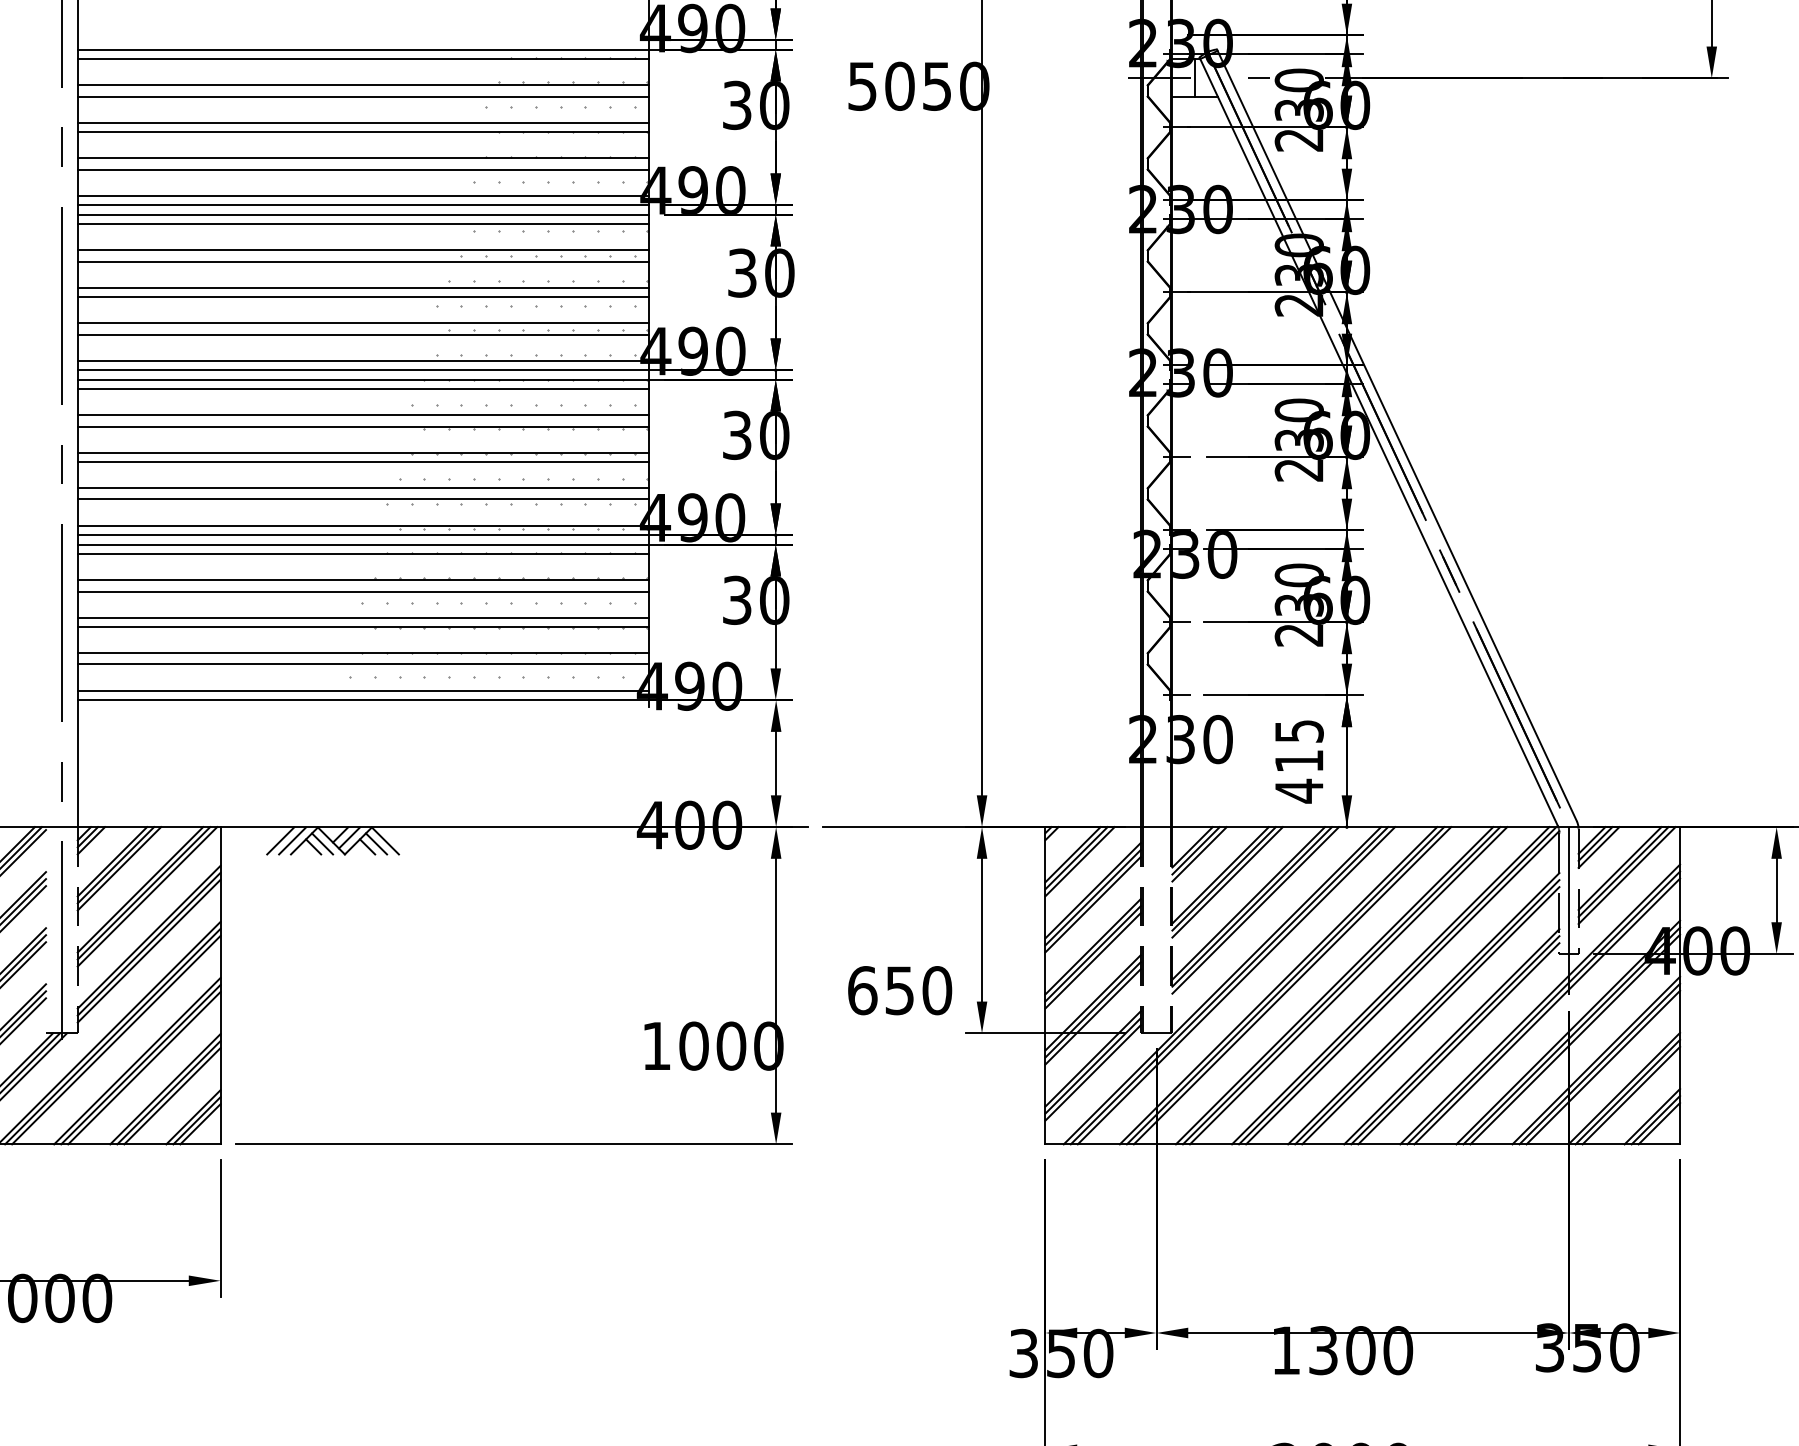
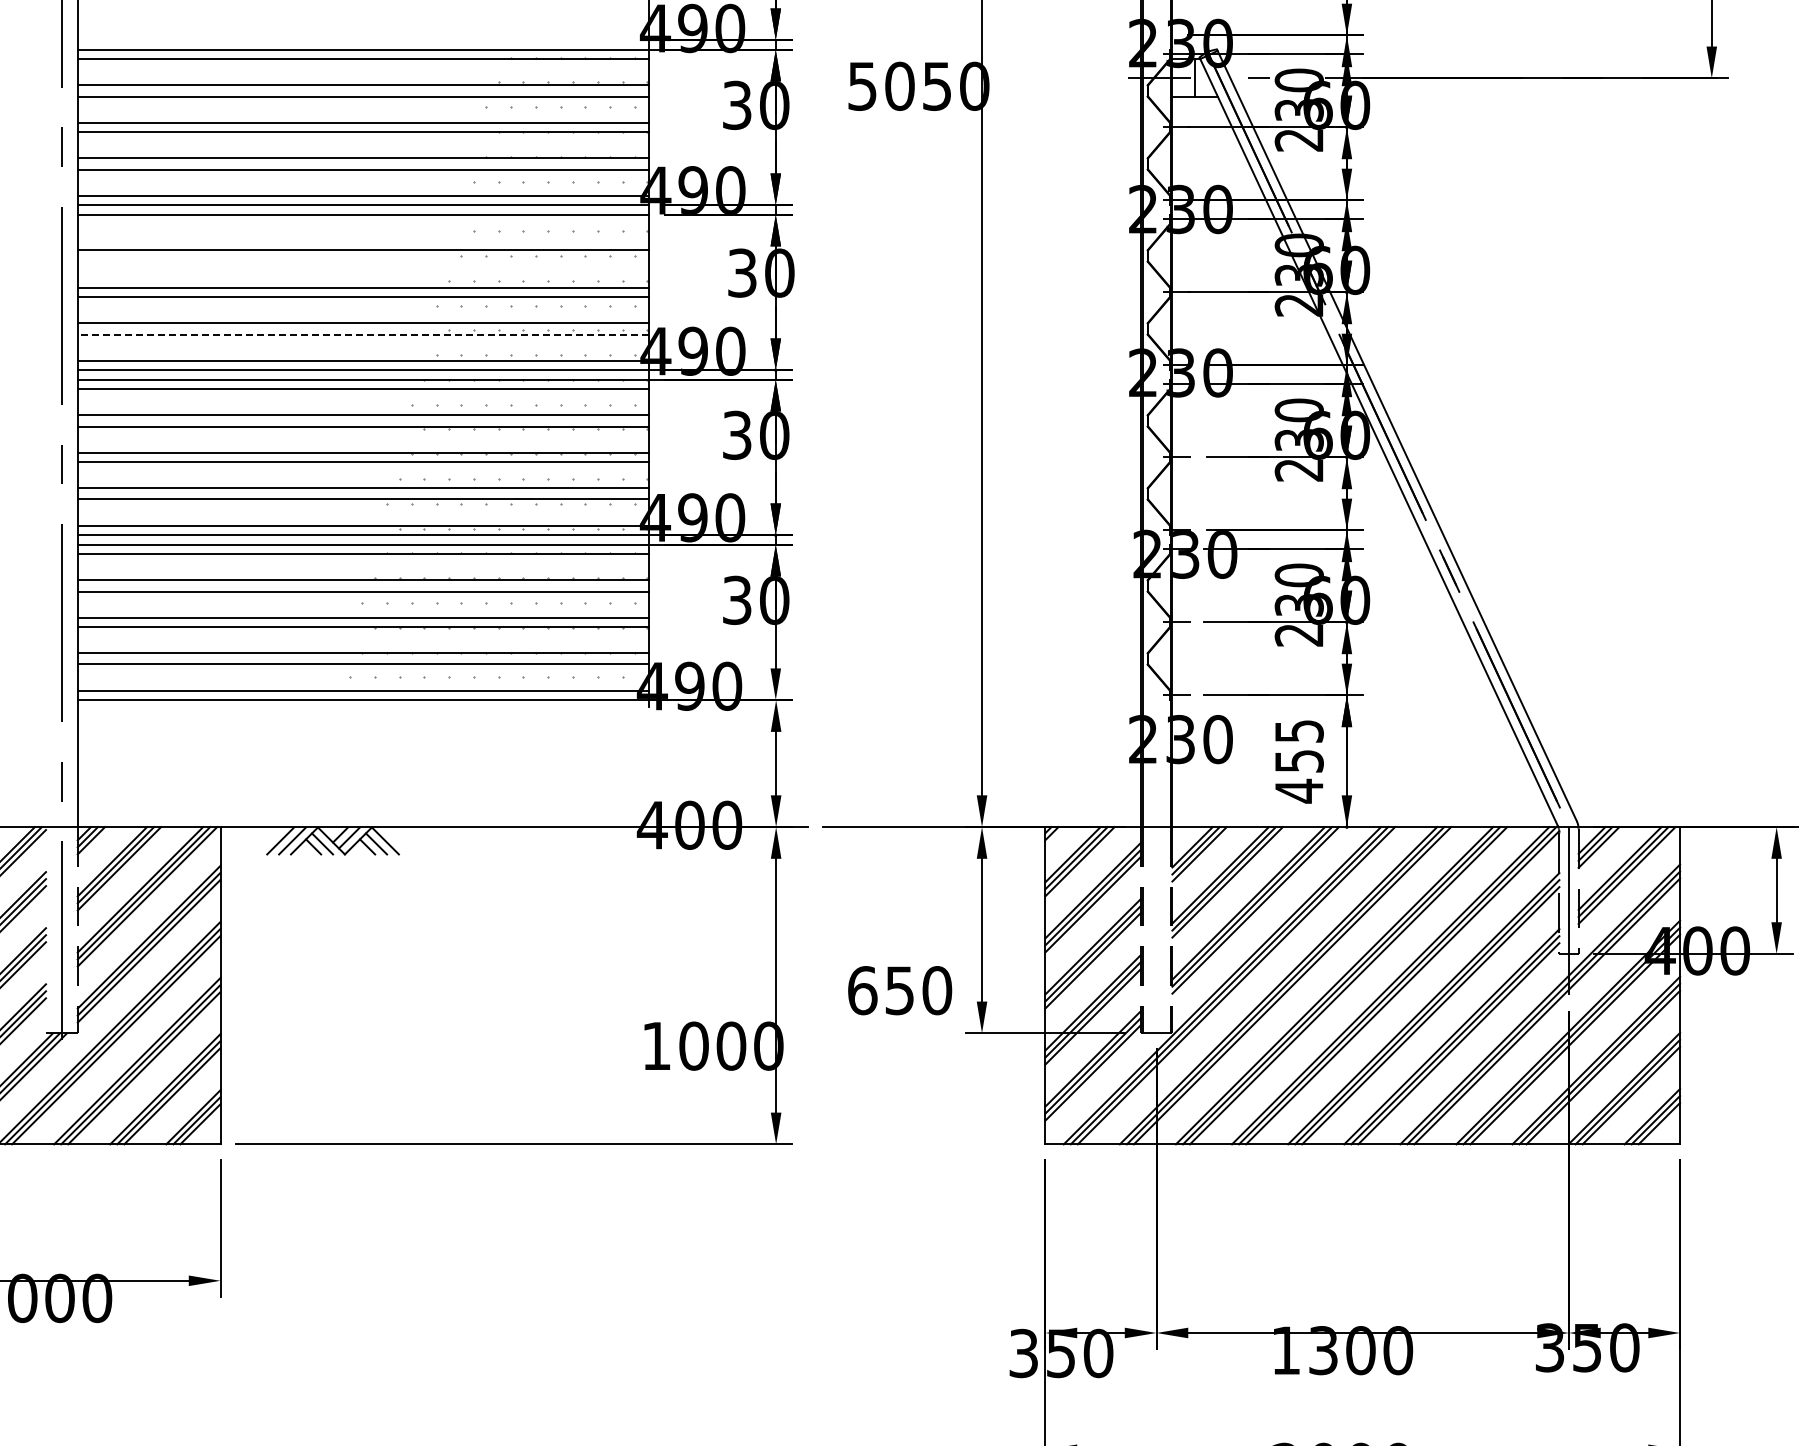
line: present -> none (362, 224)
line: present -> none (362, 261)
line: solid -> dashed (363, 334)
text: 415 -> 455 (1299, 761)
